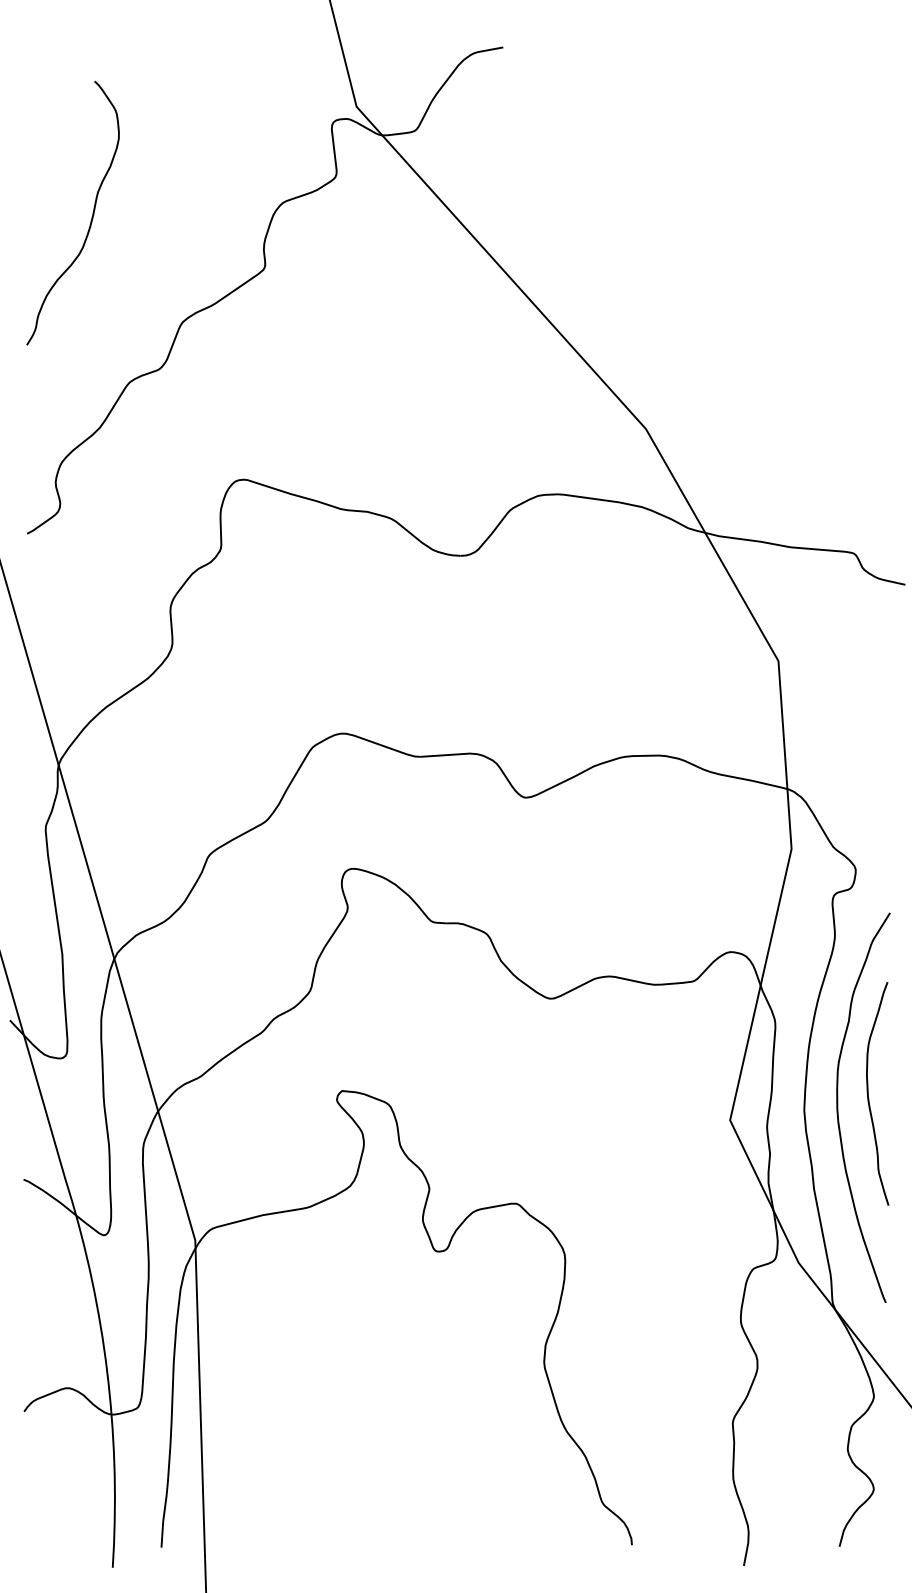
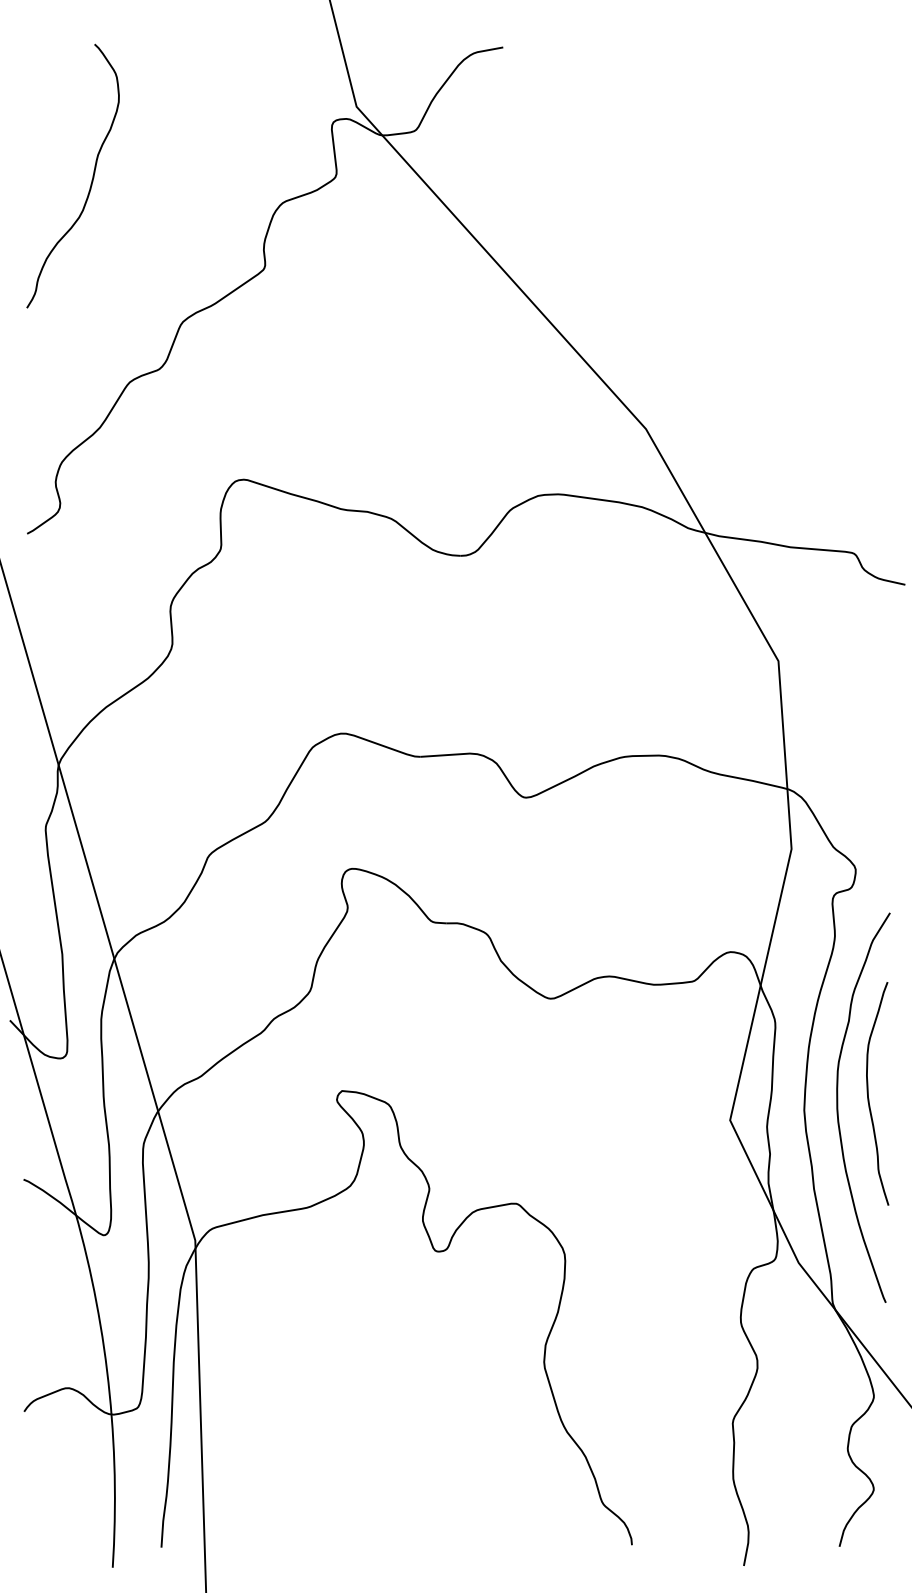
curve position: (91, 217) -> (91, 180) (91, 180)
